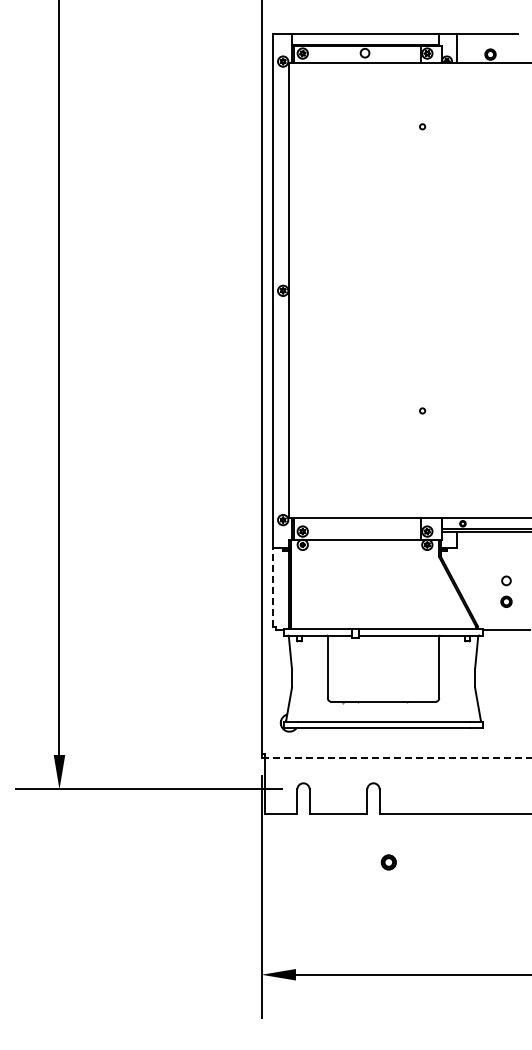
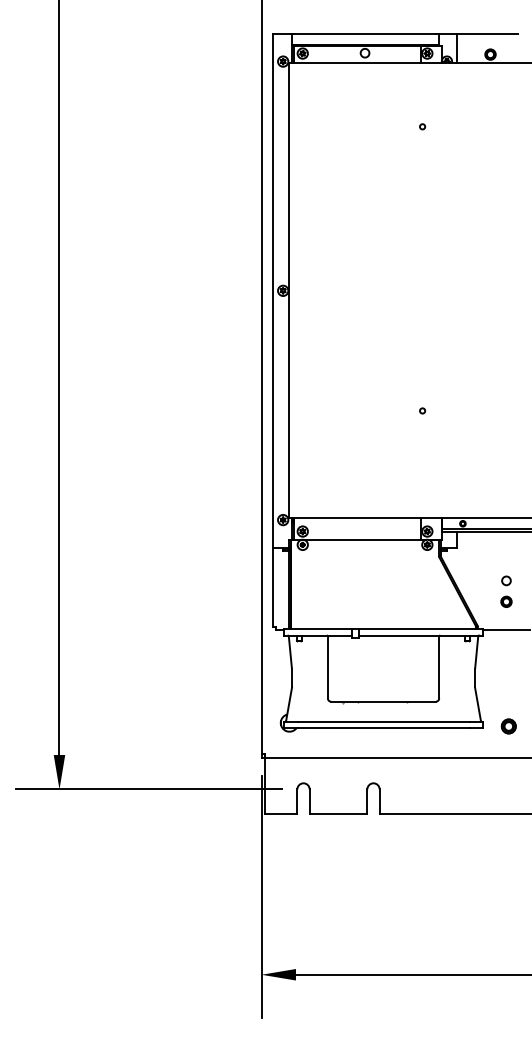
line: dashed -> solid (272, 586)
line: dashed -> solid (398, 757)
part position: (388, 862) -> (508, 726) (508, 726)
